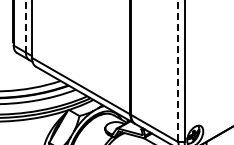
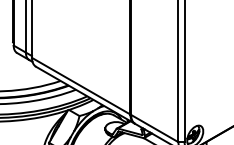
line: dashed -> solid (25, 26)
line: dashed -> solid (178, 71)
